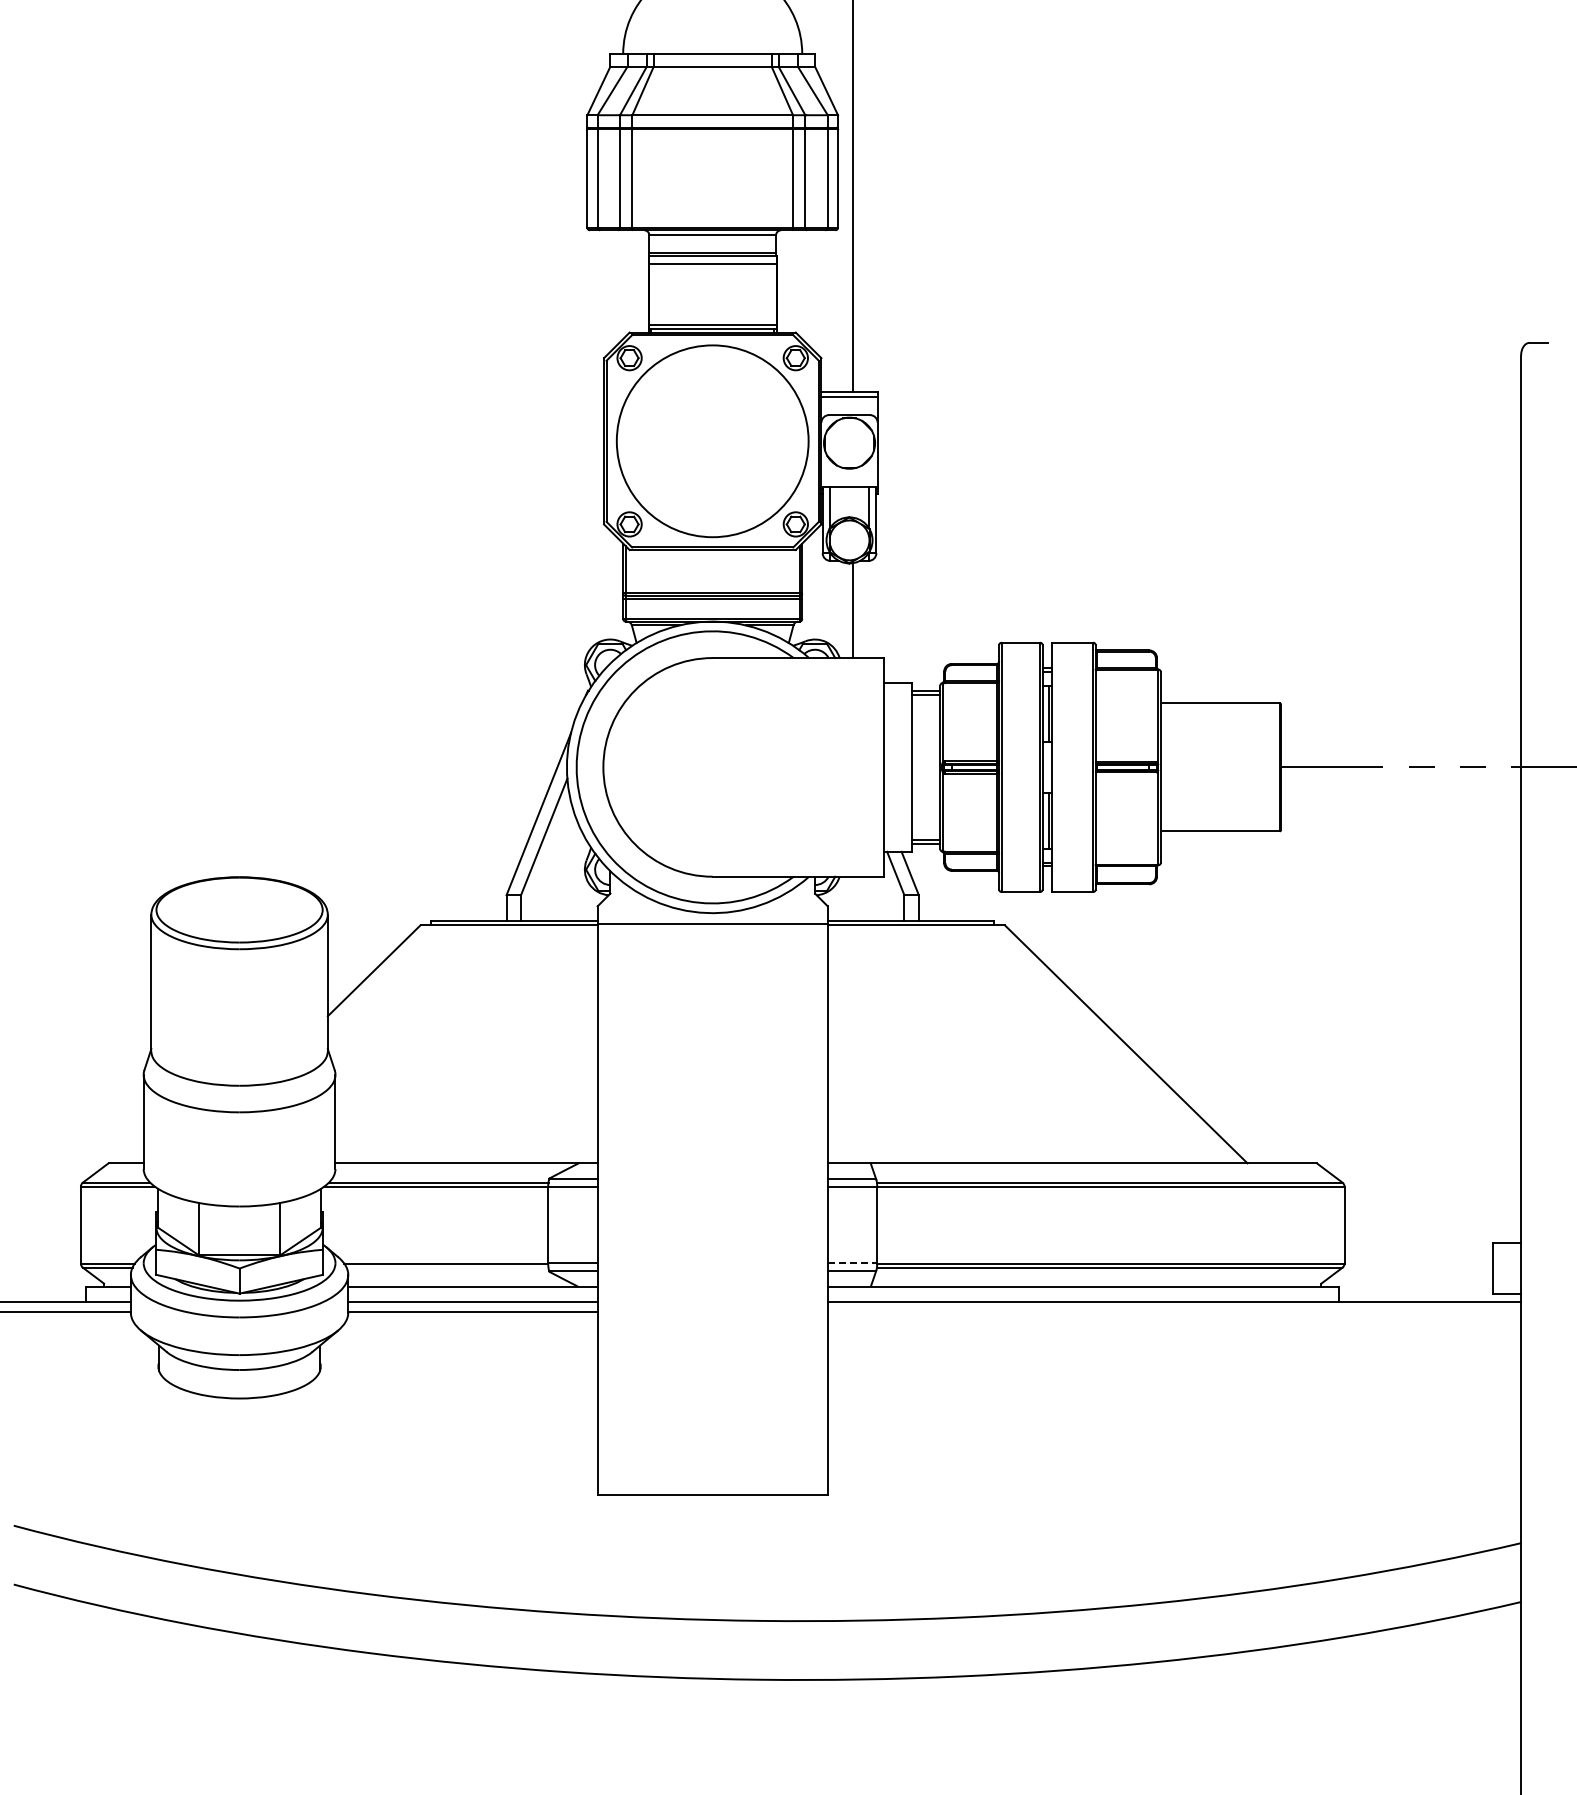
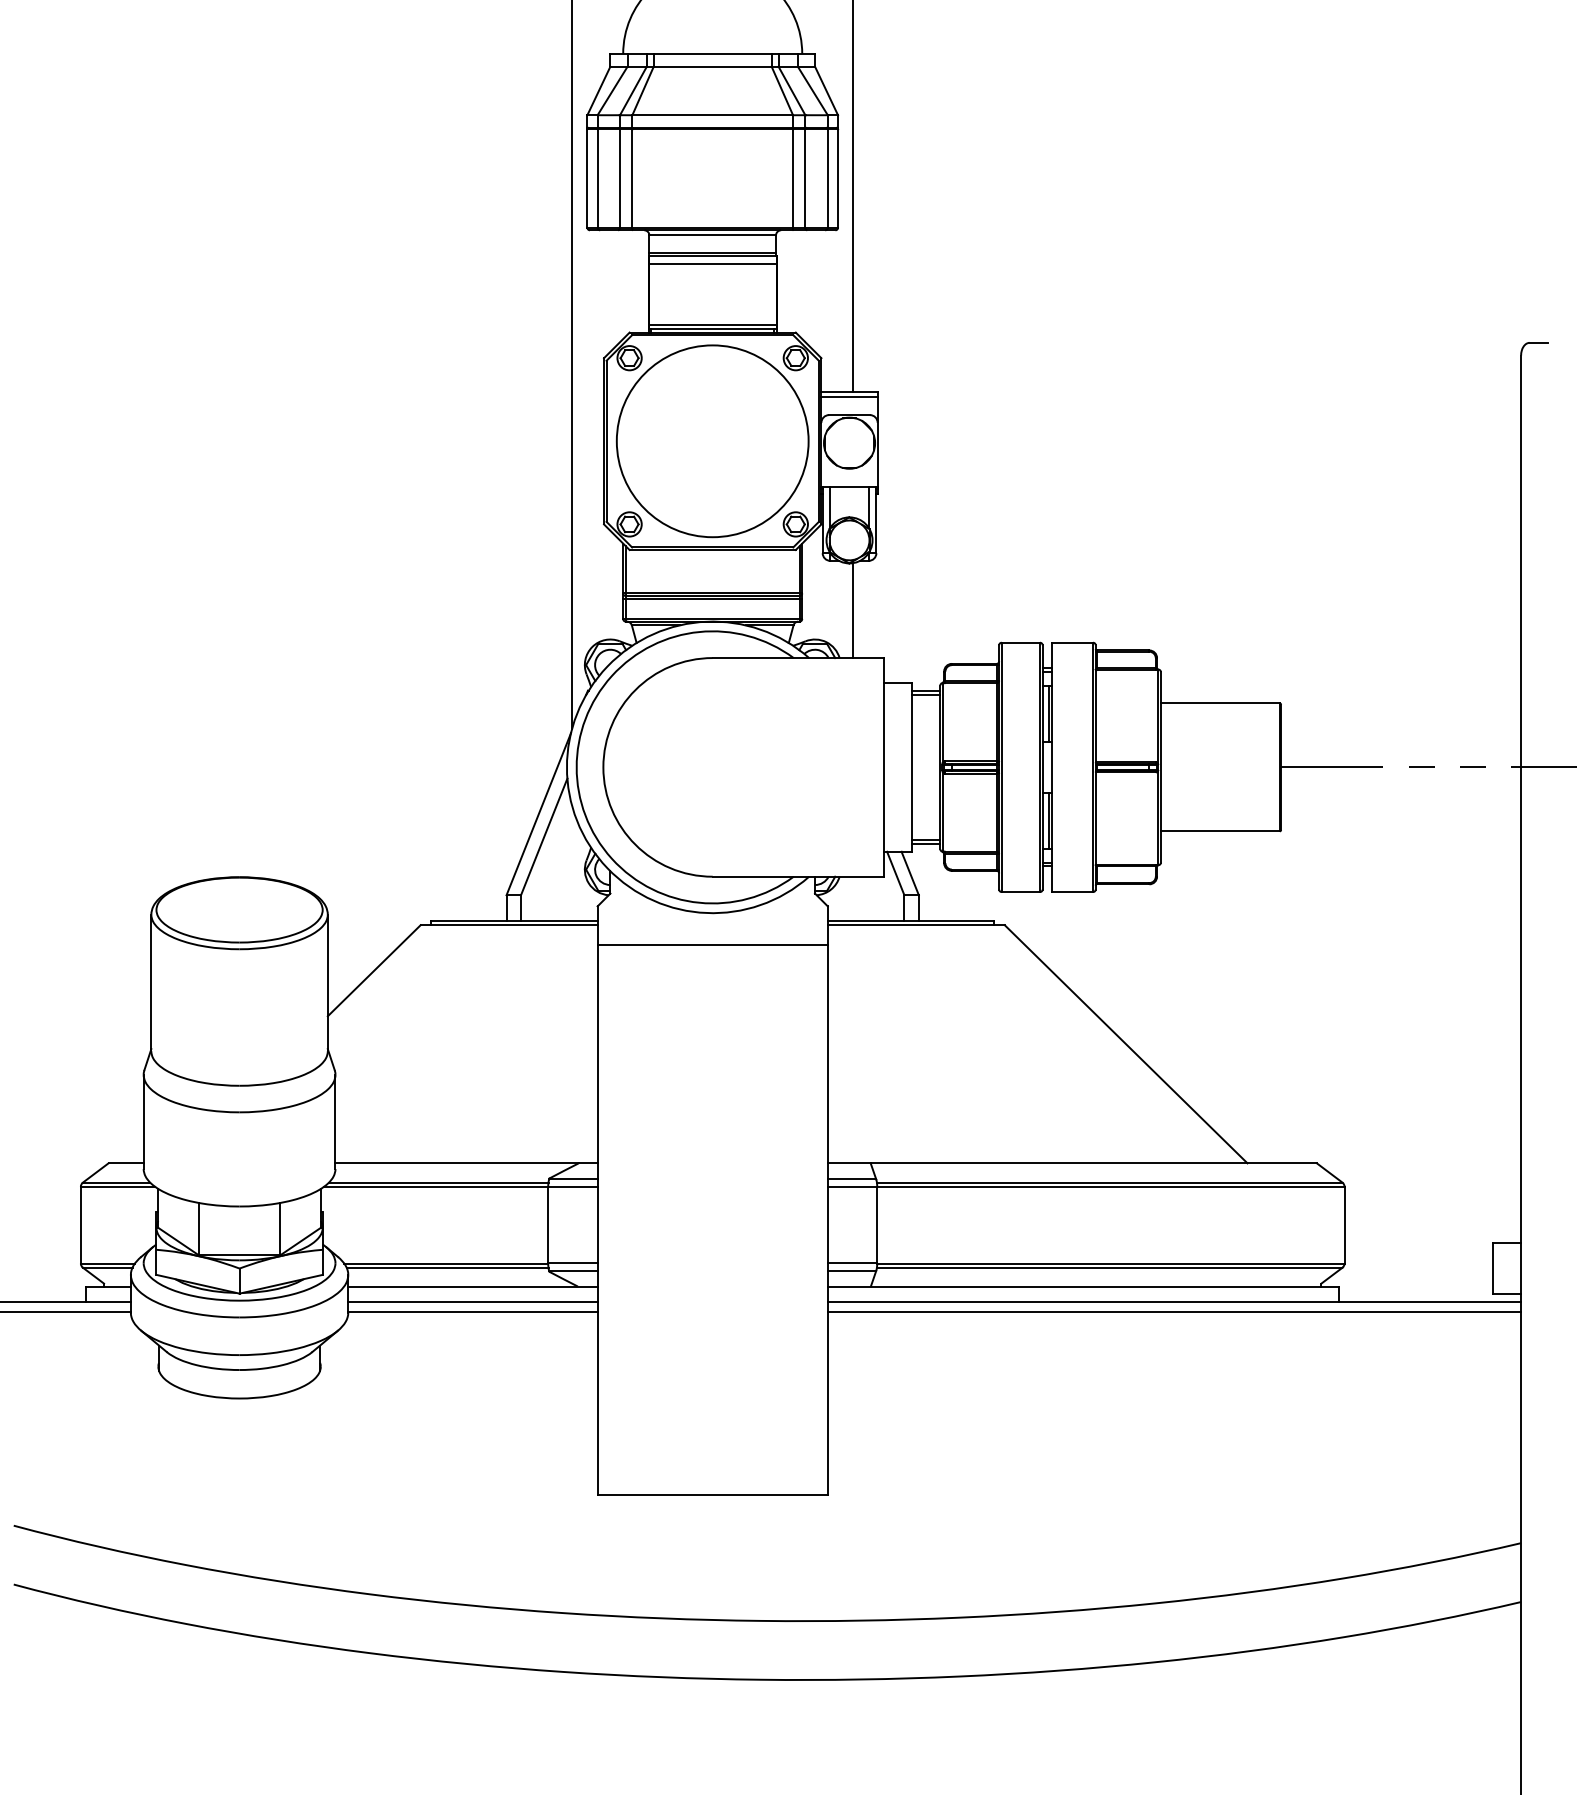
line: none -> present (572, 365)
line position: (712, 923) -> (712, 944) (712, 944)
line: dashed -> solid (852, 1262)
line: none -> present (447, 1267)
line: none -> present (1174, 1312)
